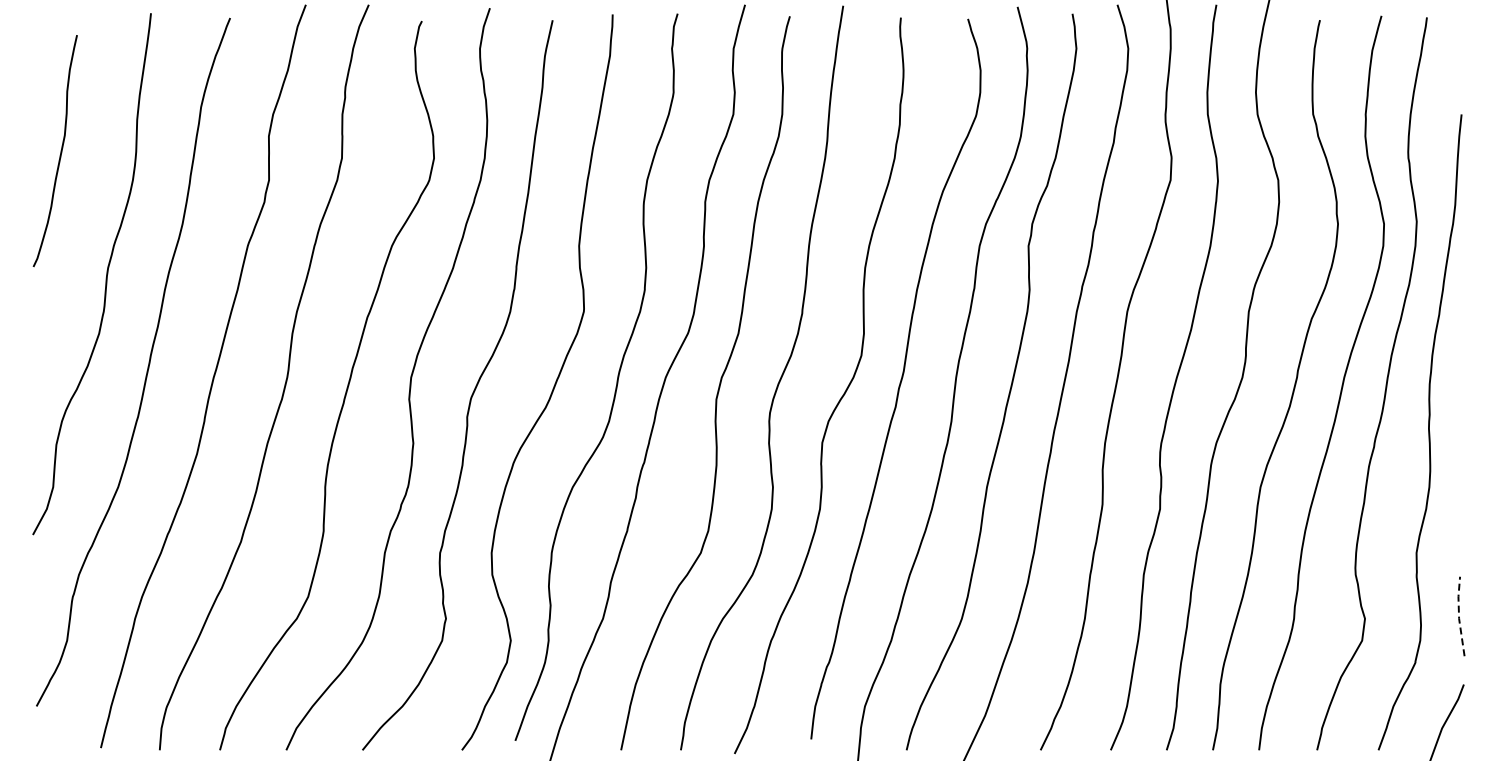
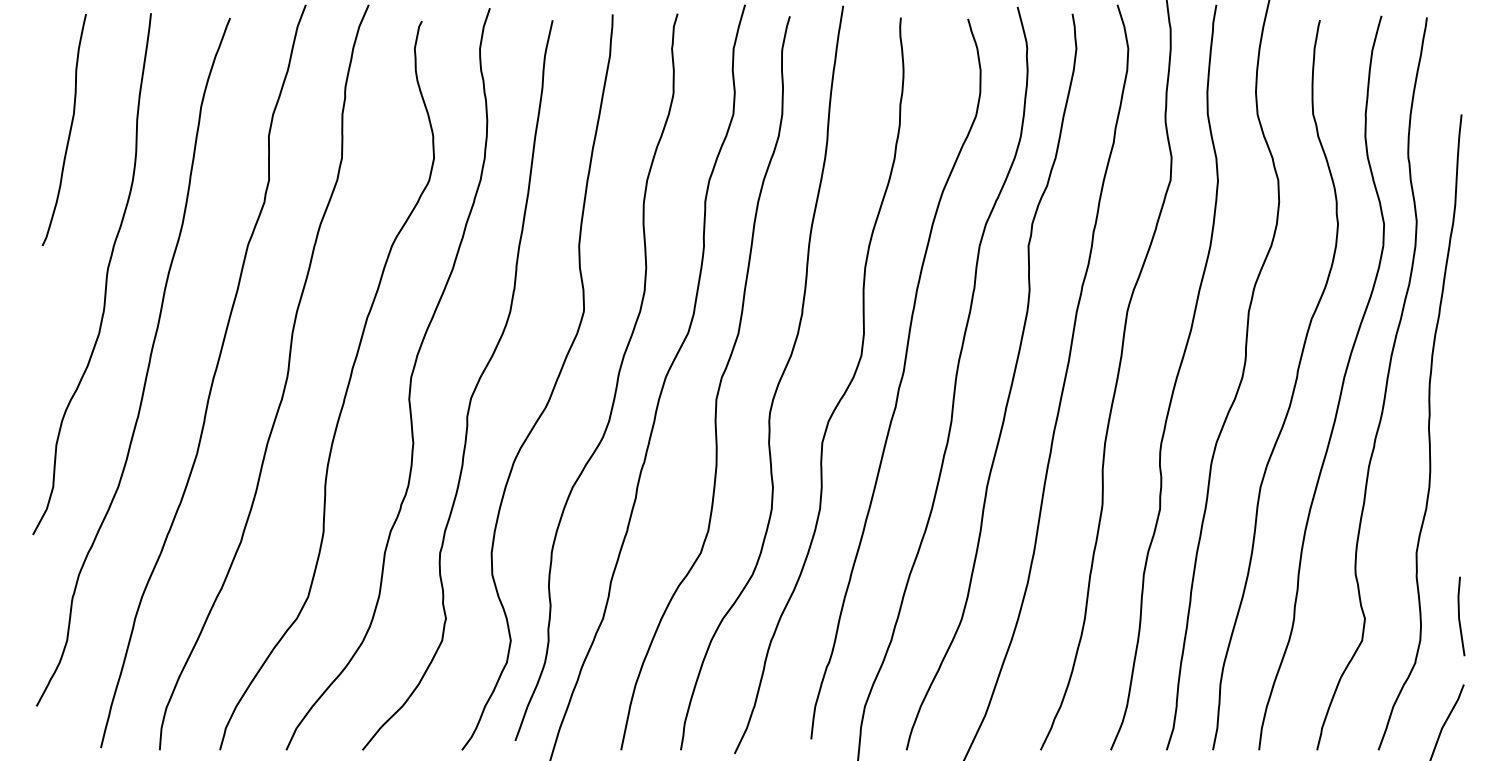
curve position: (60, 151) -> (69, 130) (69, 130)
line: dashed -> solid (1459, 615)
